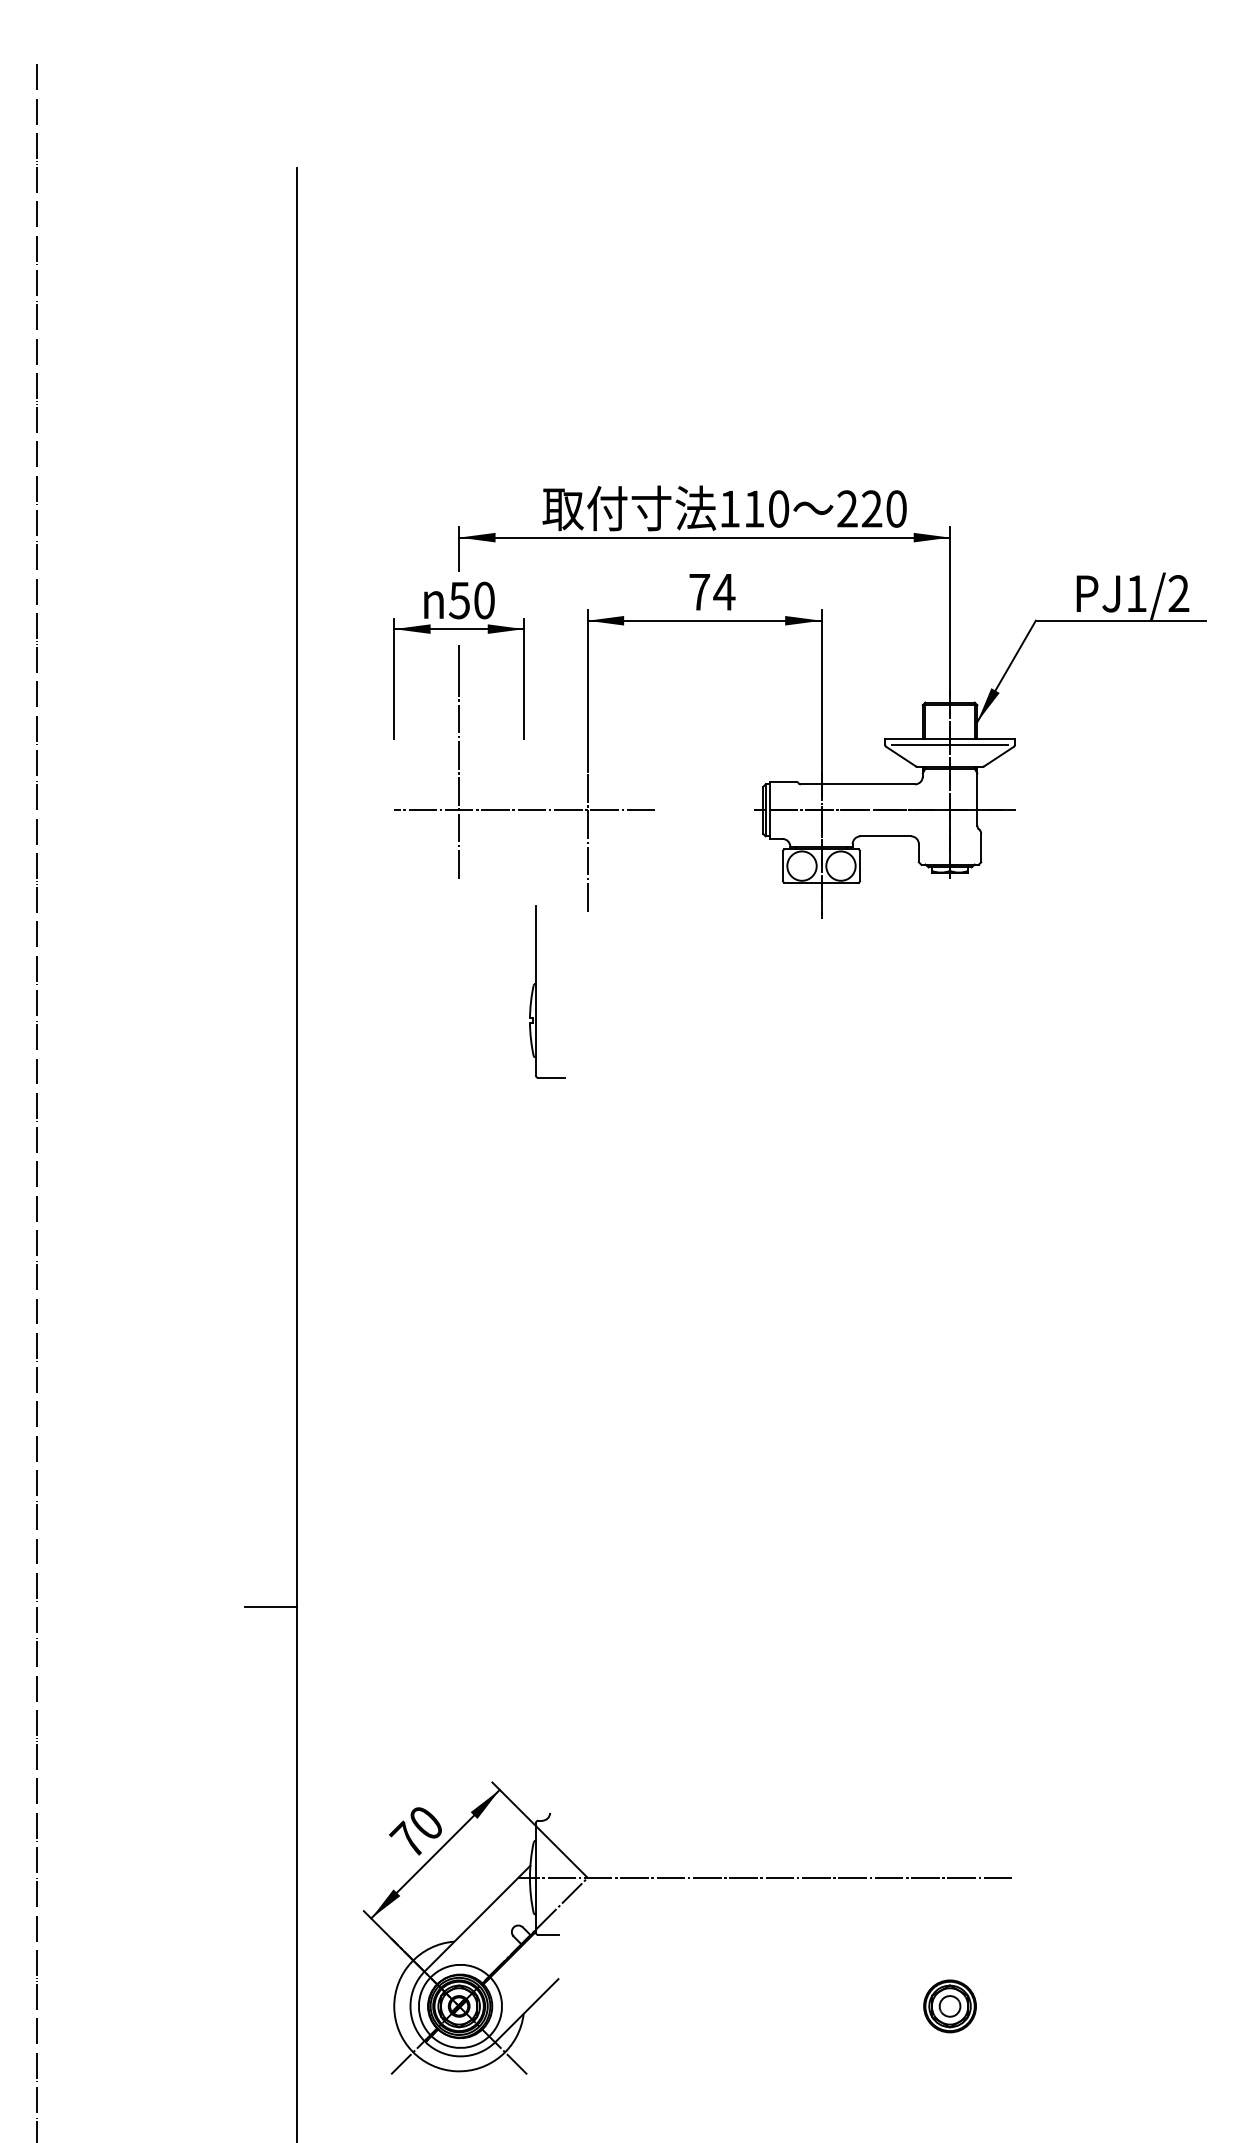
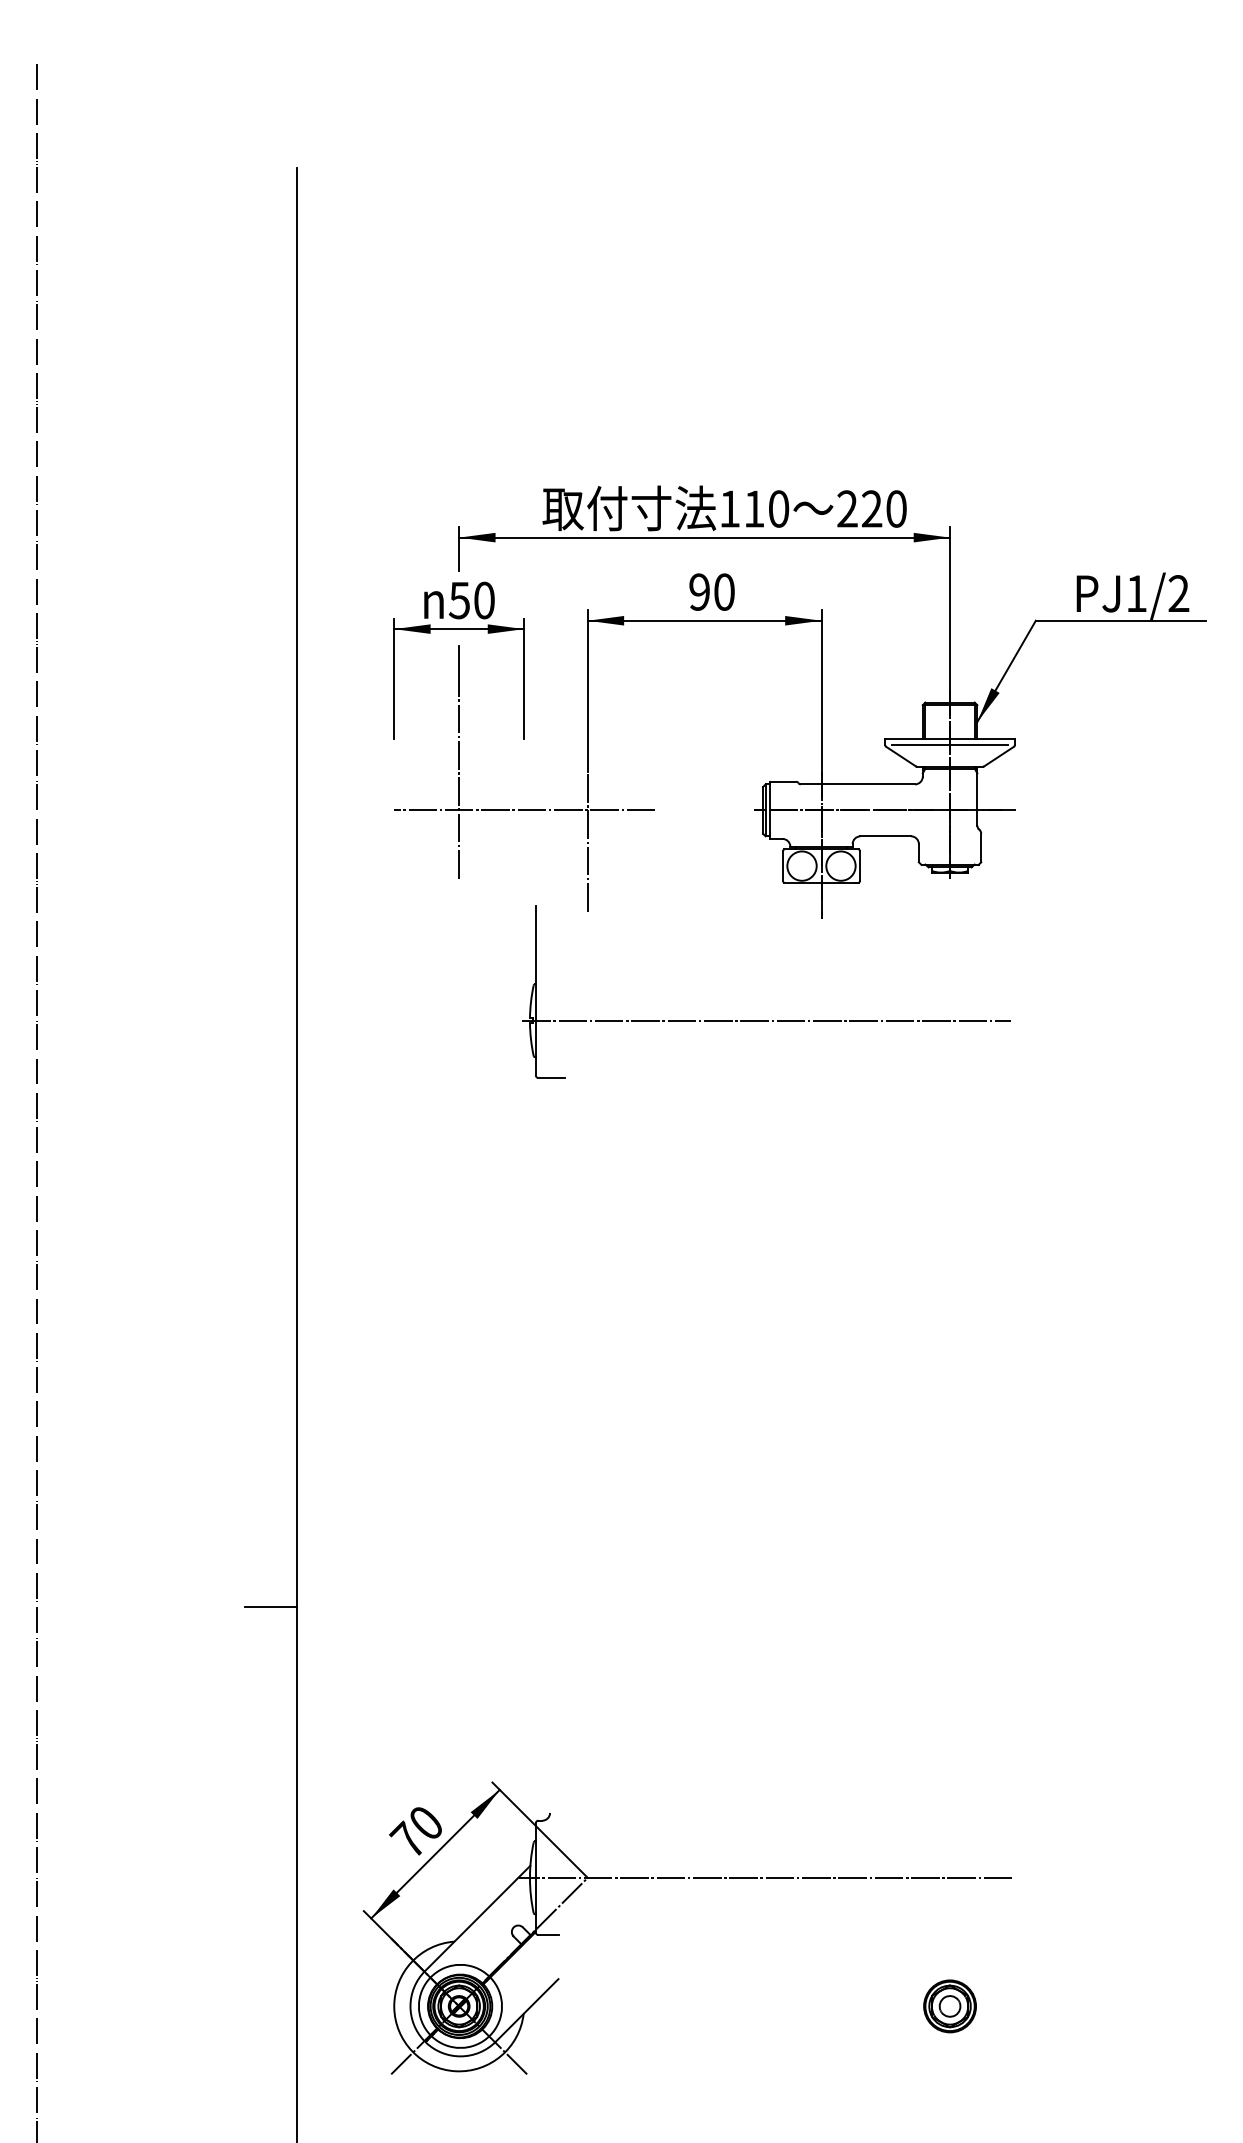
text: 74 -> 90 (712, 591)
line: none -> present (766, 1020)
